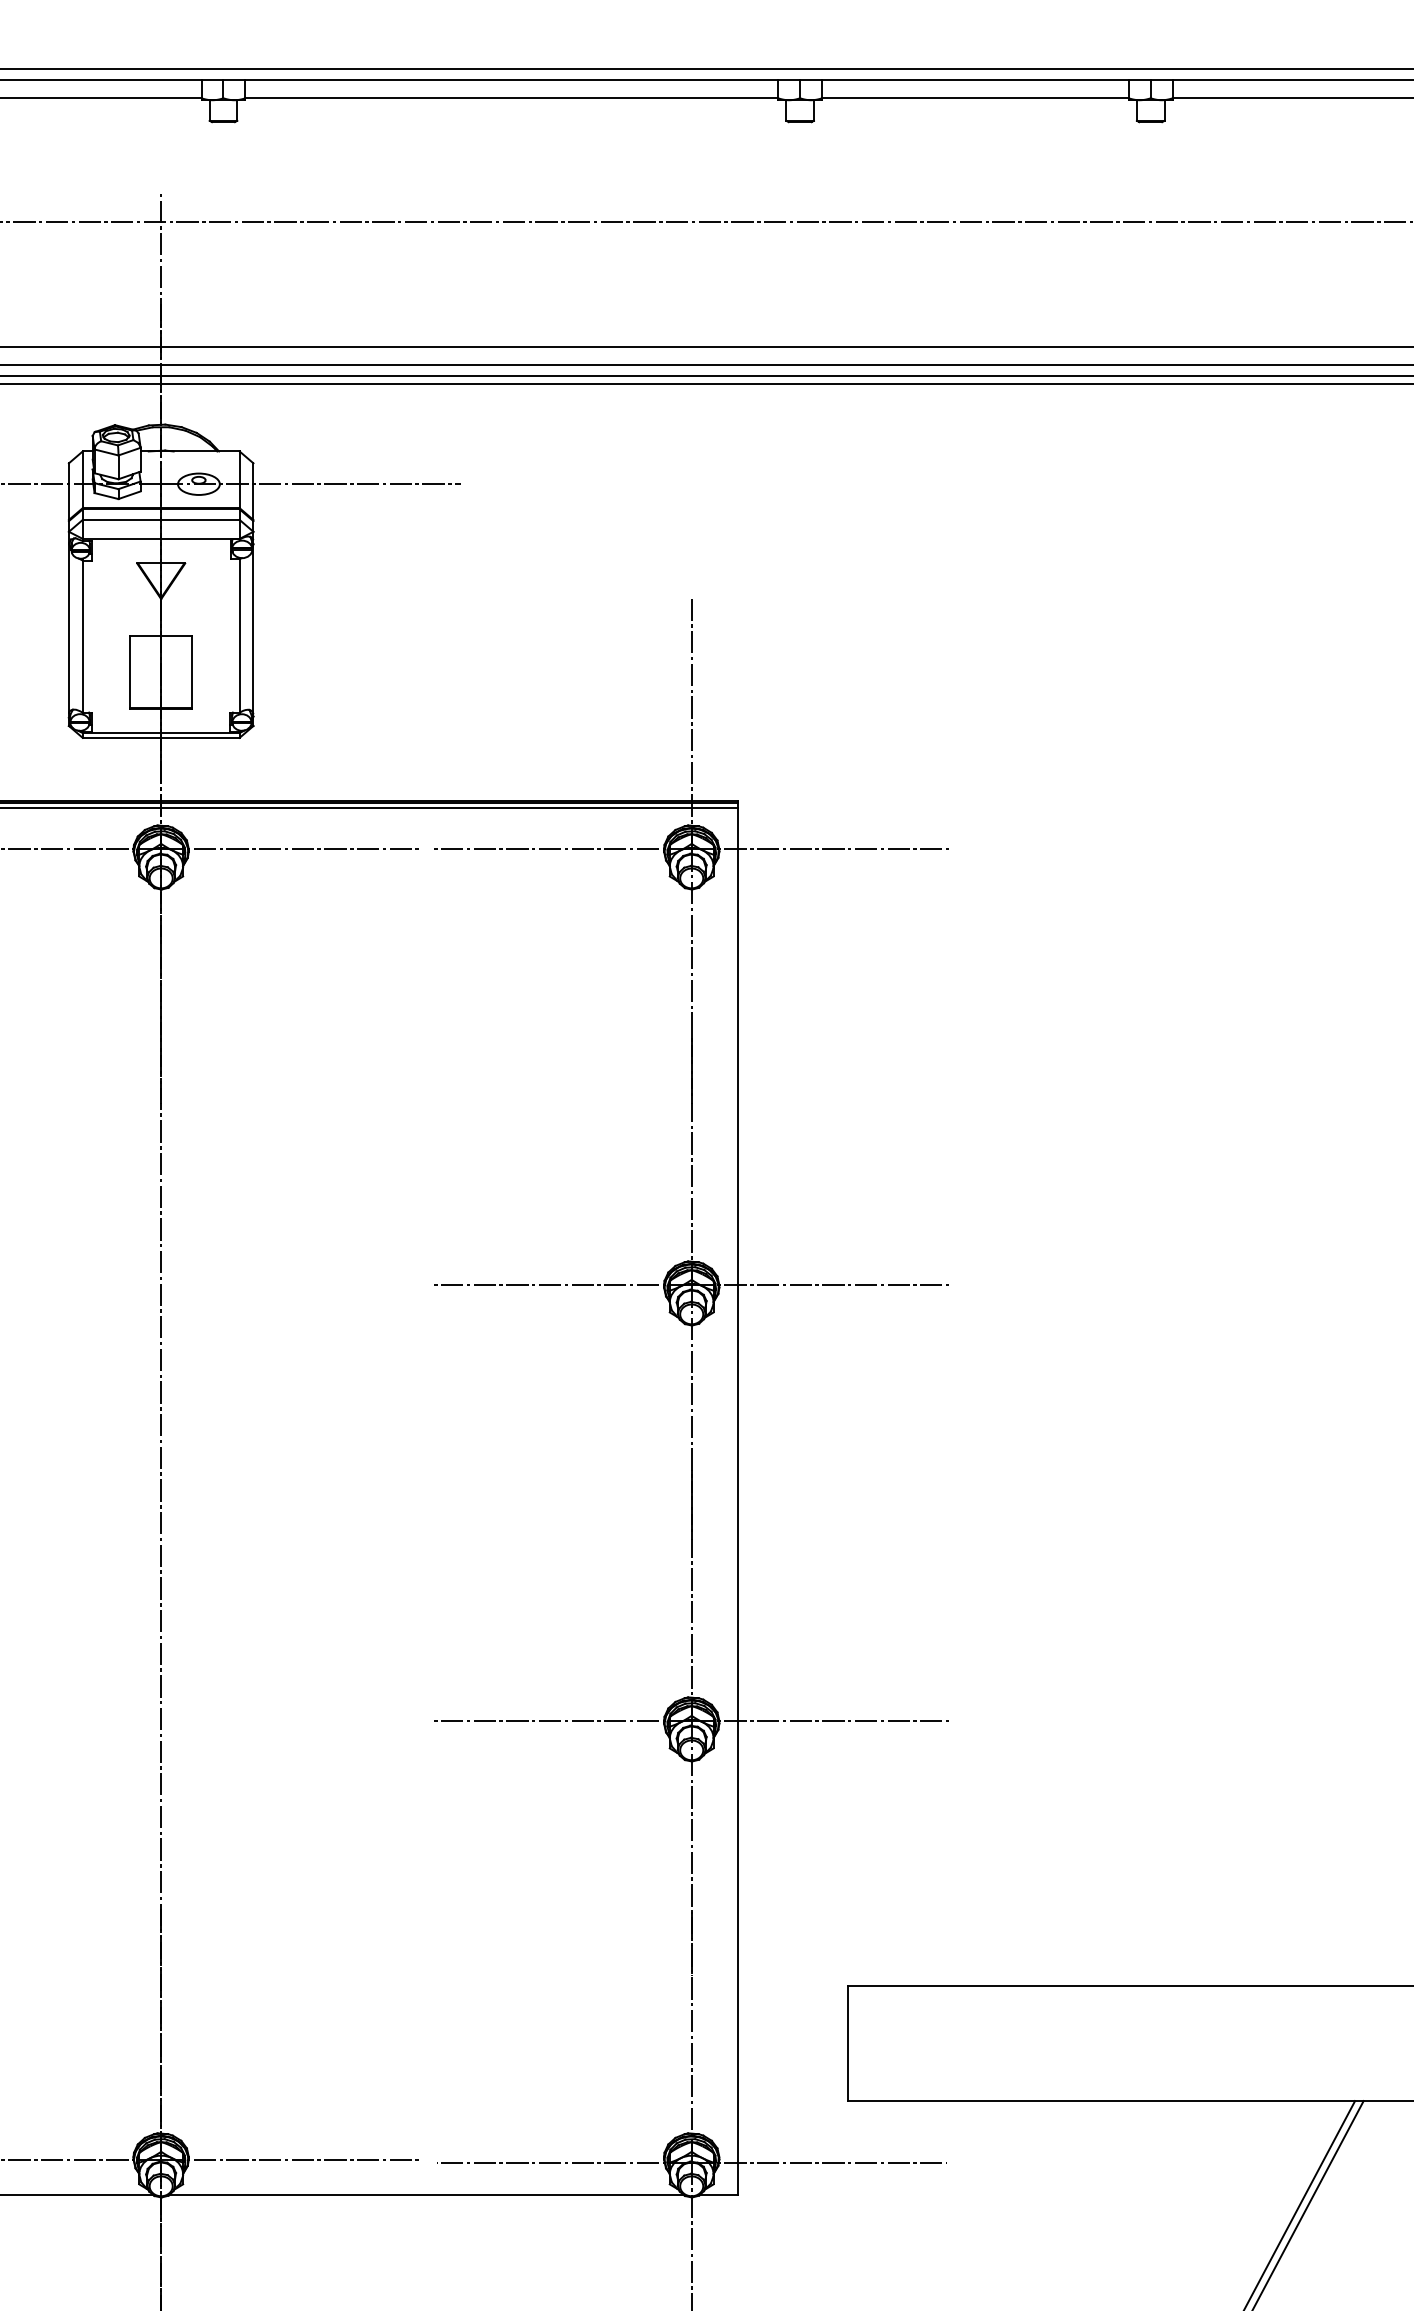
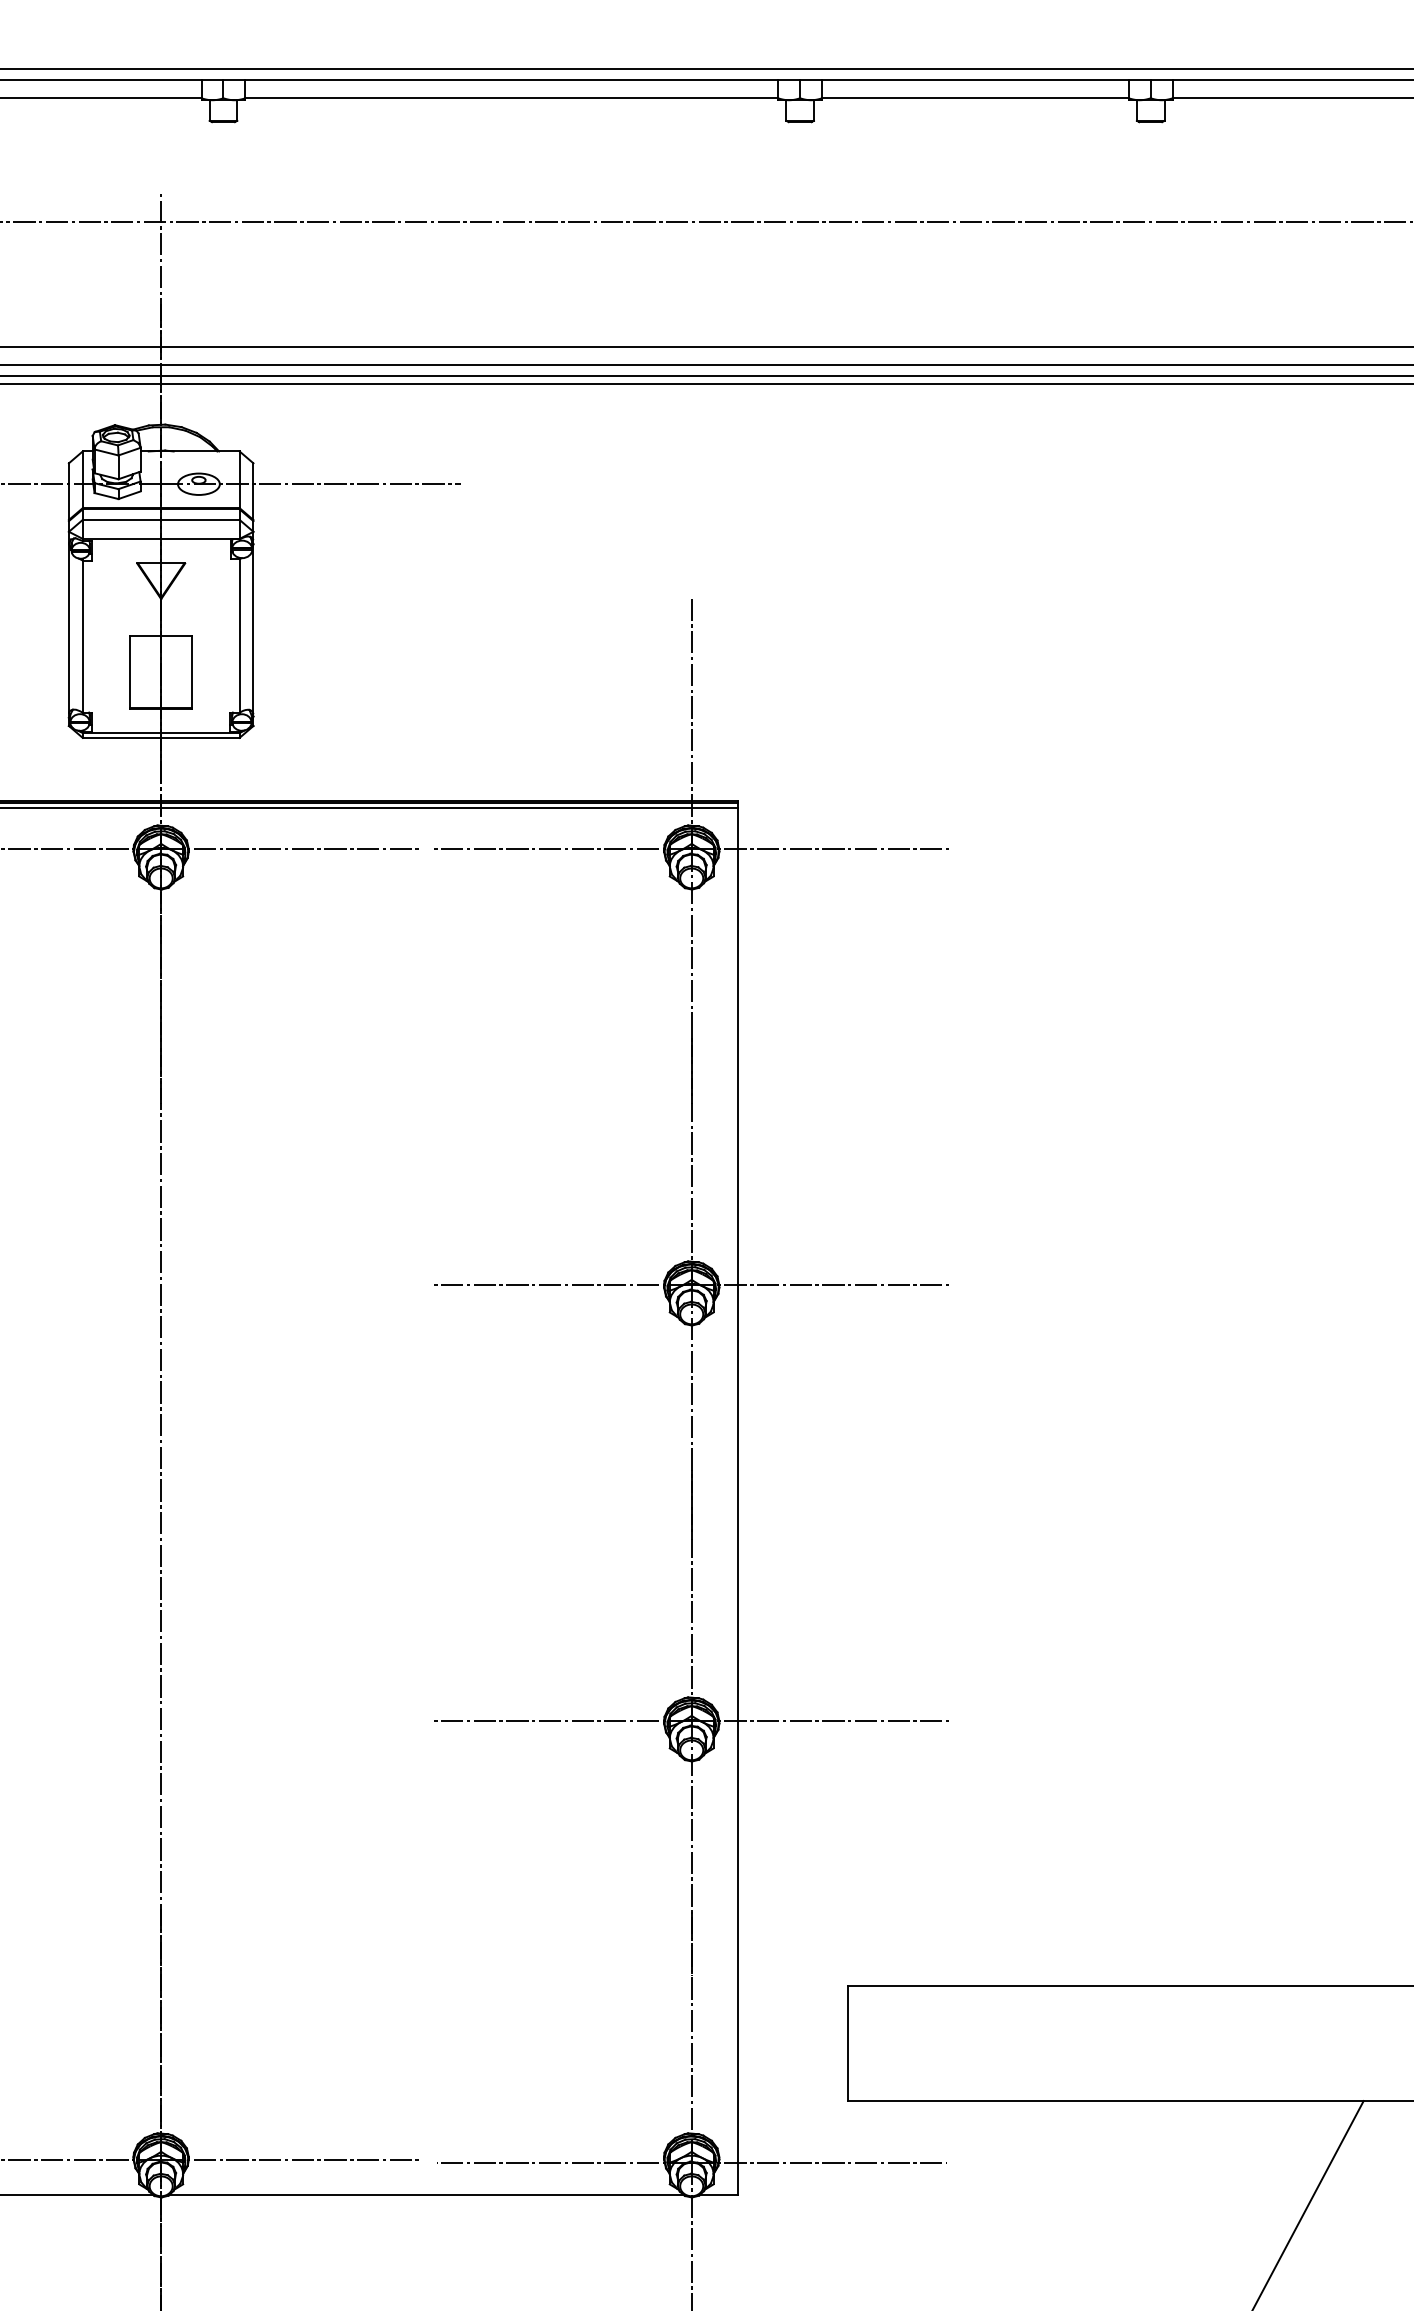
line: present -> none (1300, 2204)
